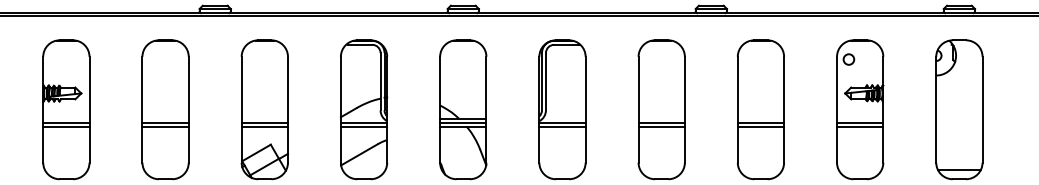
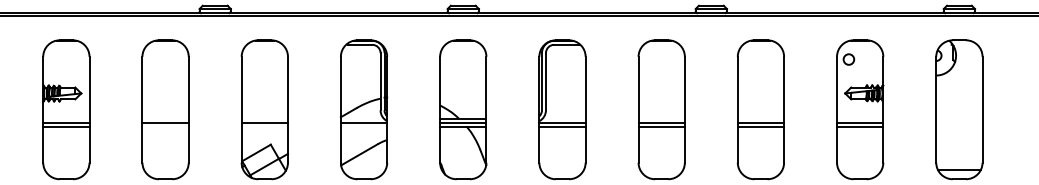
line: present -> none (165, 126)
line: present -> none (264, 126)
line: present -> none (363, 126)
